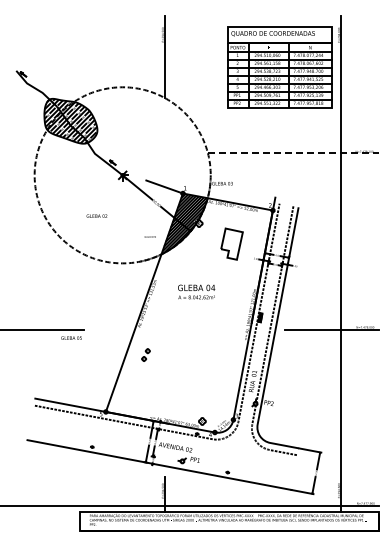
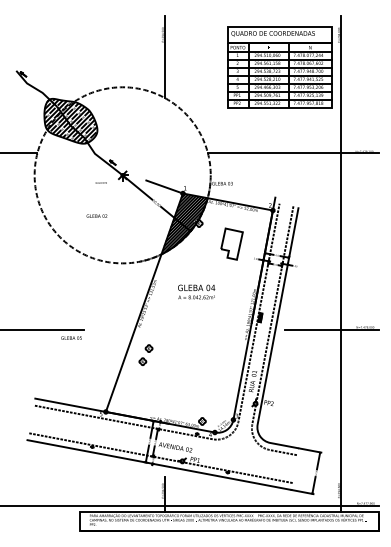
line: none -> present (19, 153)
line: dashed -> solid (293, 153)
text position: (149, 236) -> (100, 182) (100, 182)
part size: 10x14 px -> 16x22 px (145, 354)
line: none -> present (160, 458)
